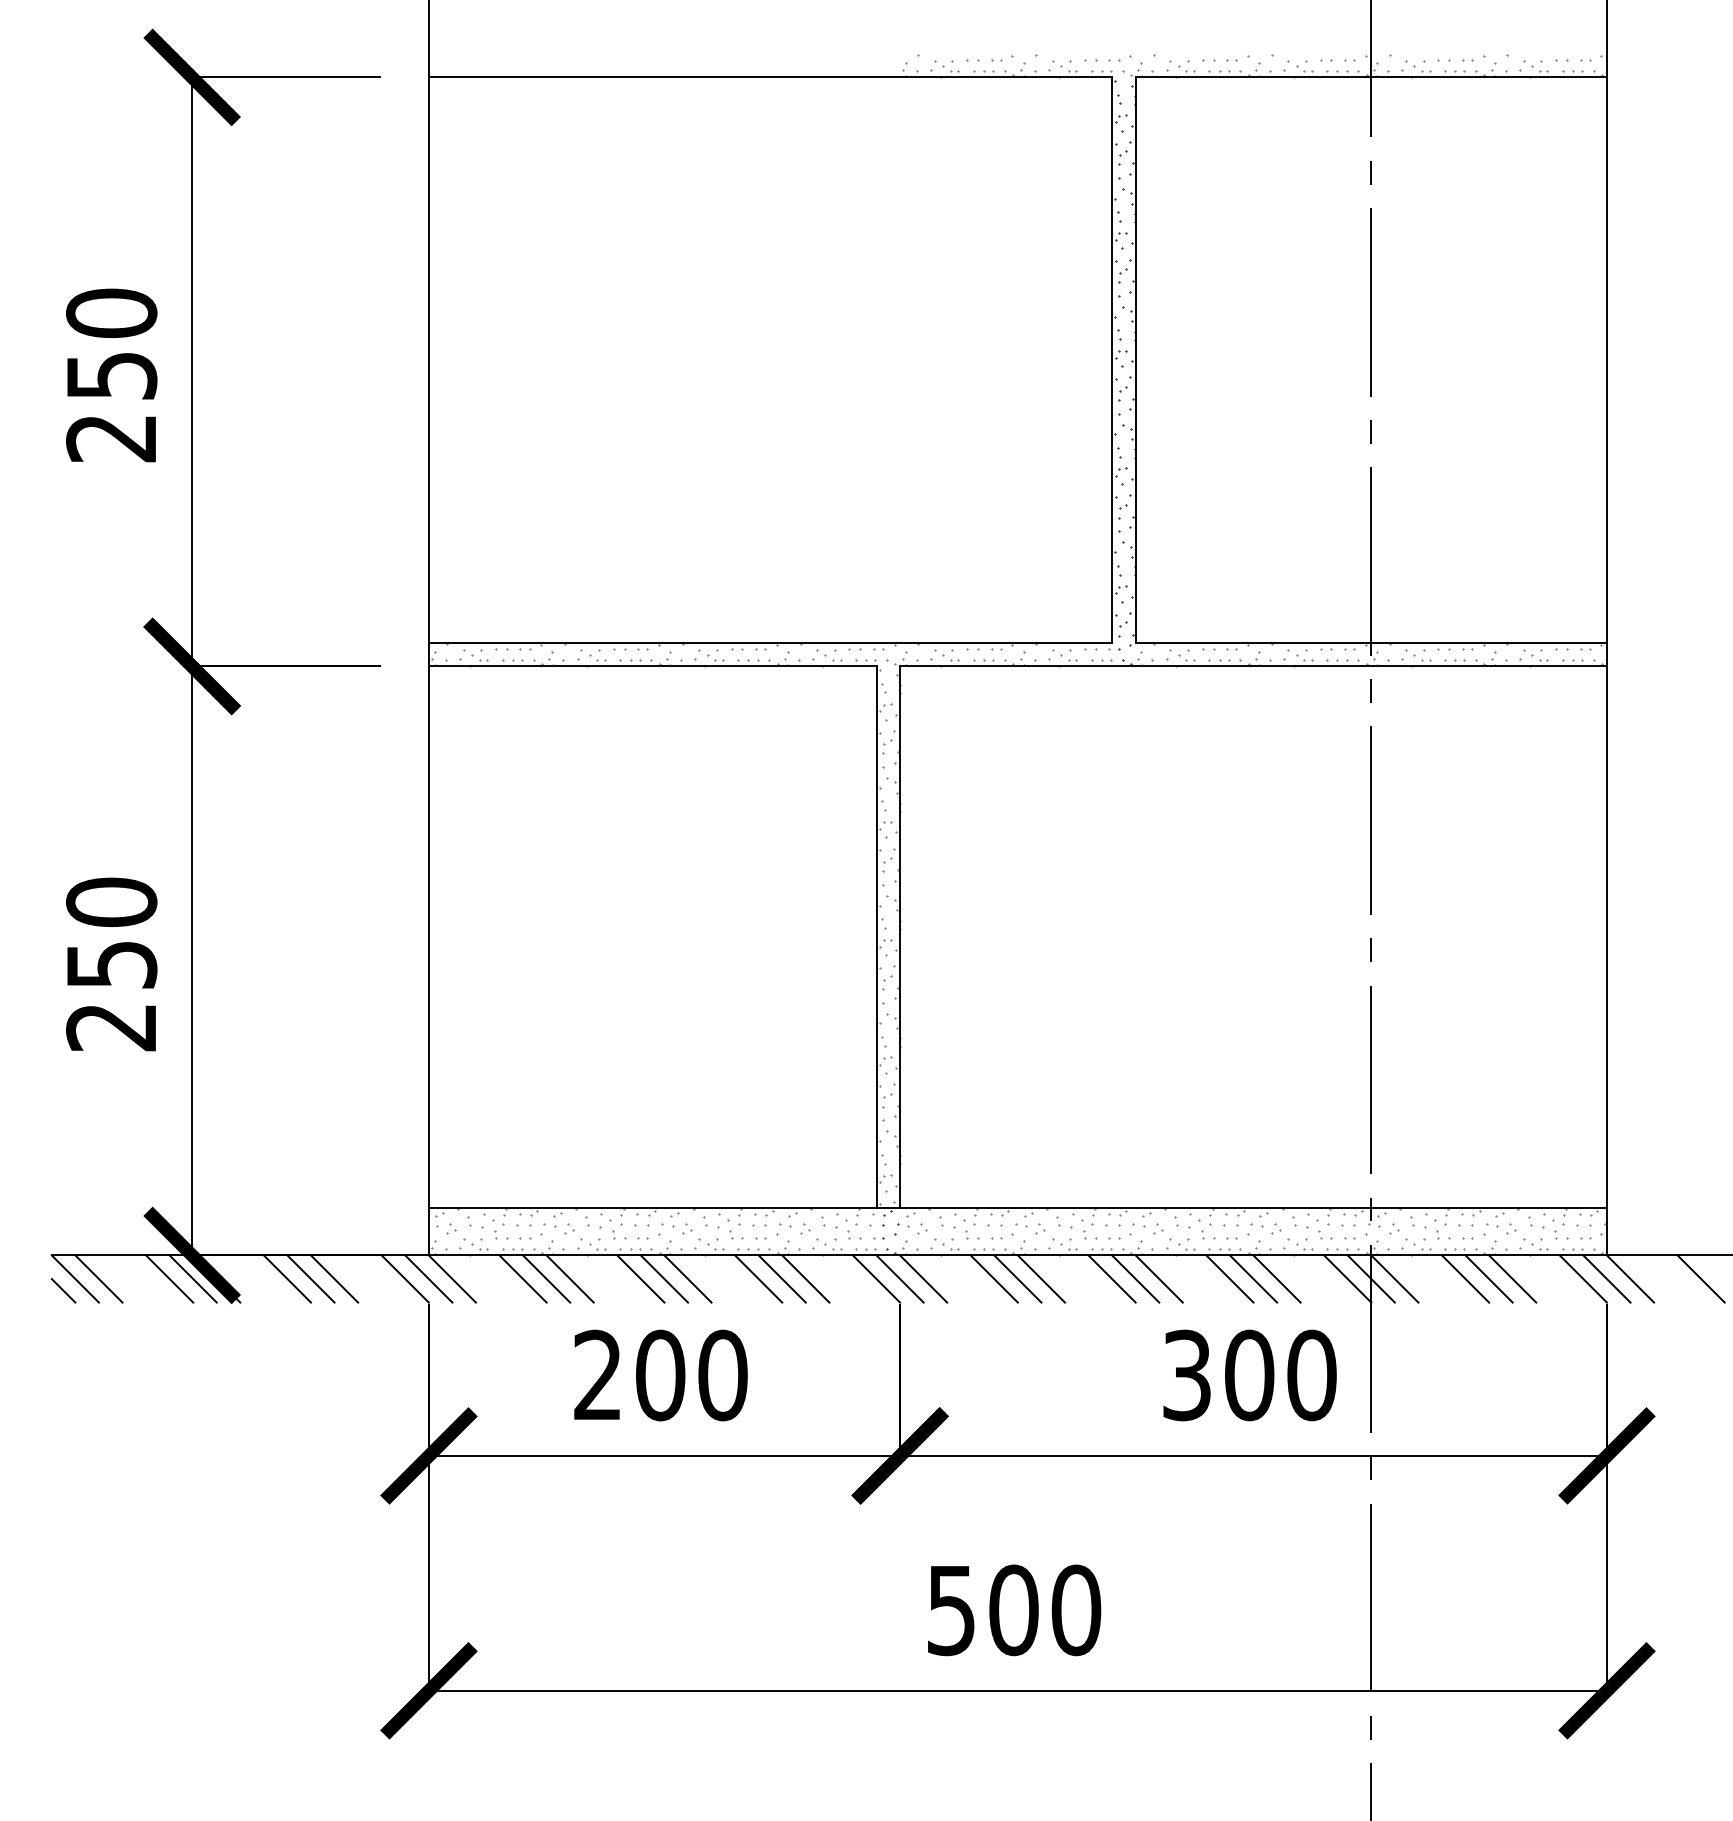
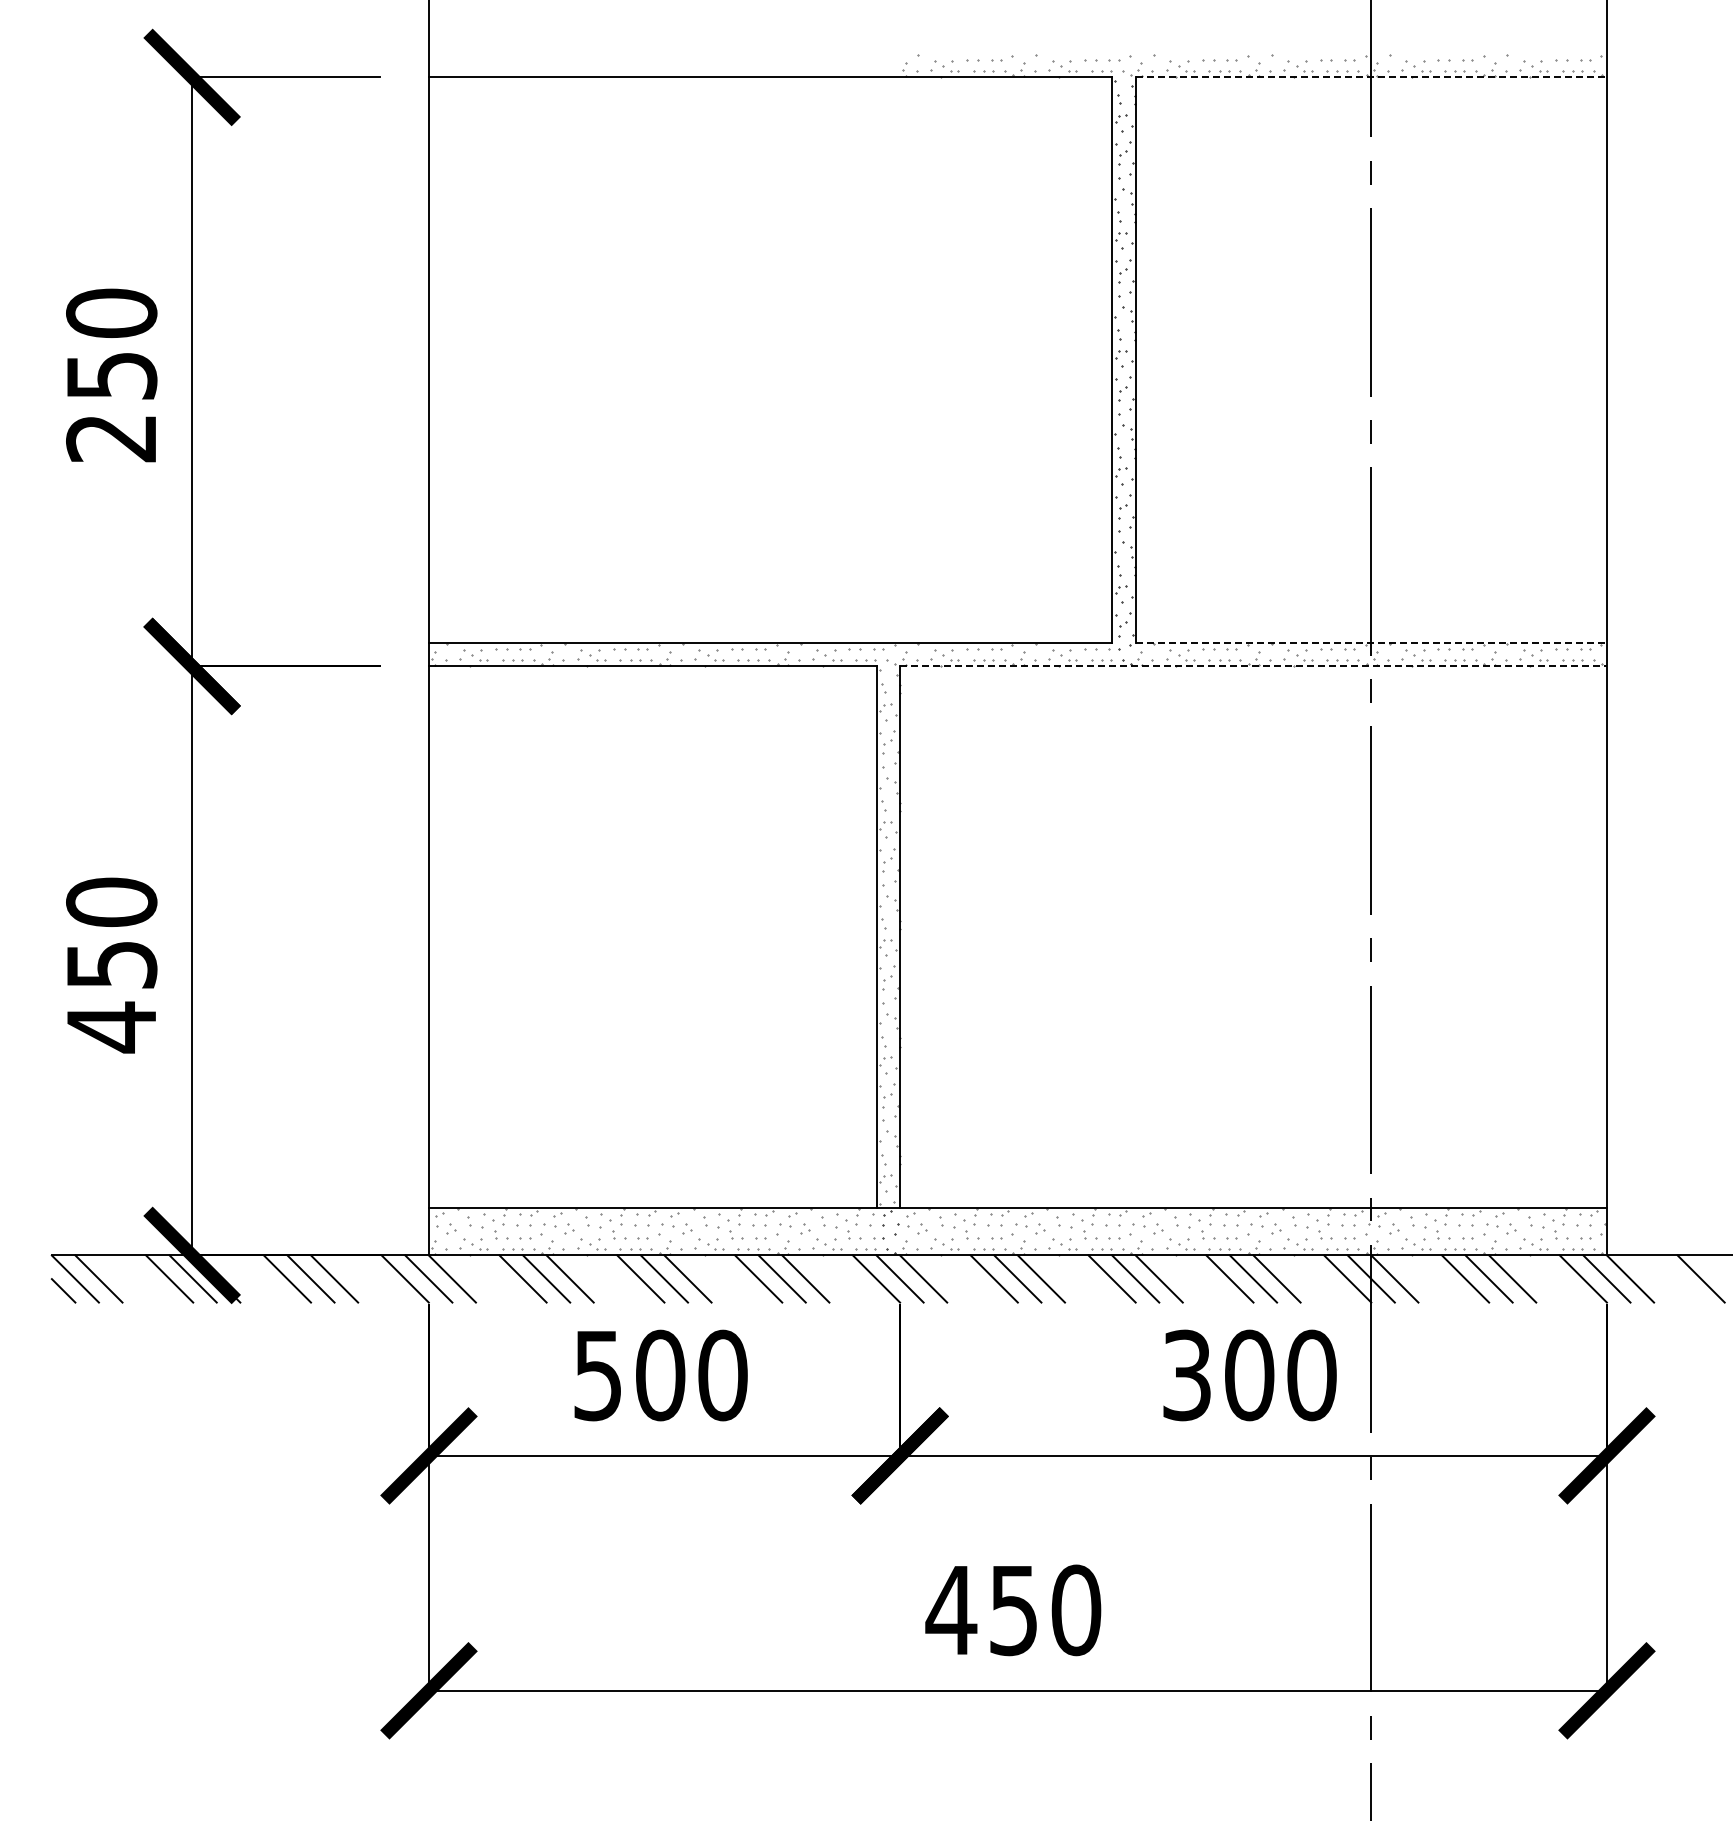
line: solid -> dashed (1371, 77)
line: solid -> dashed (1371, 642)
line: solid -> dashed (1254, 666)
text: 250 -> 450 (110, 1027)
text: 200 -> 500 (597, 1375)
text: 500 -> 450 (981, 1610)
